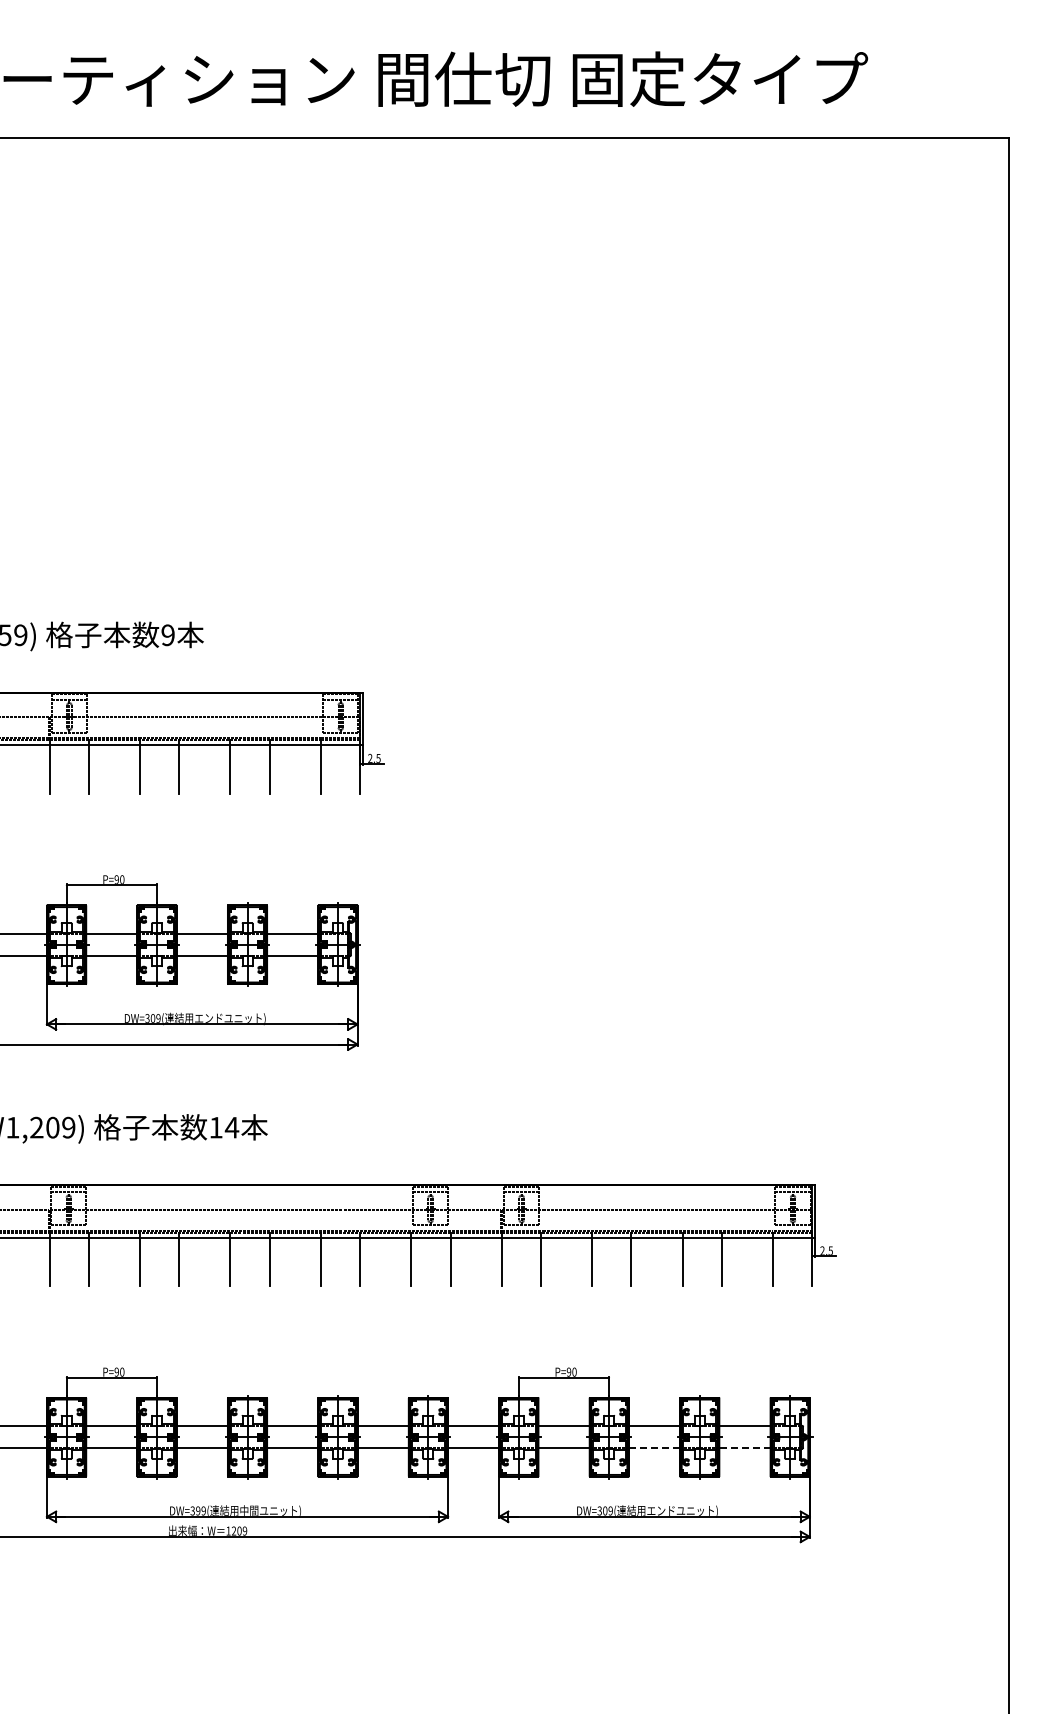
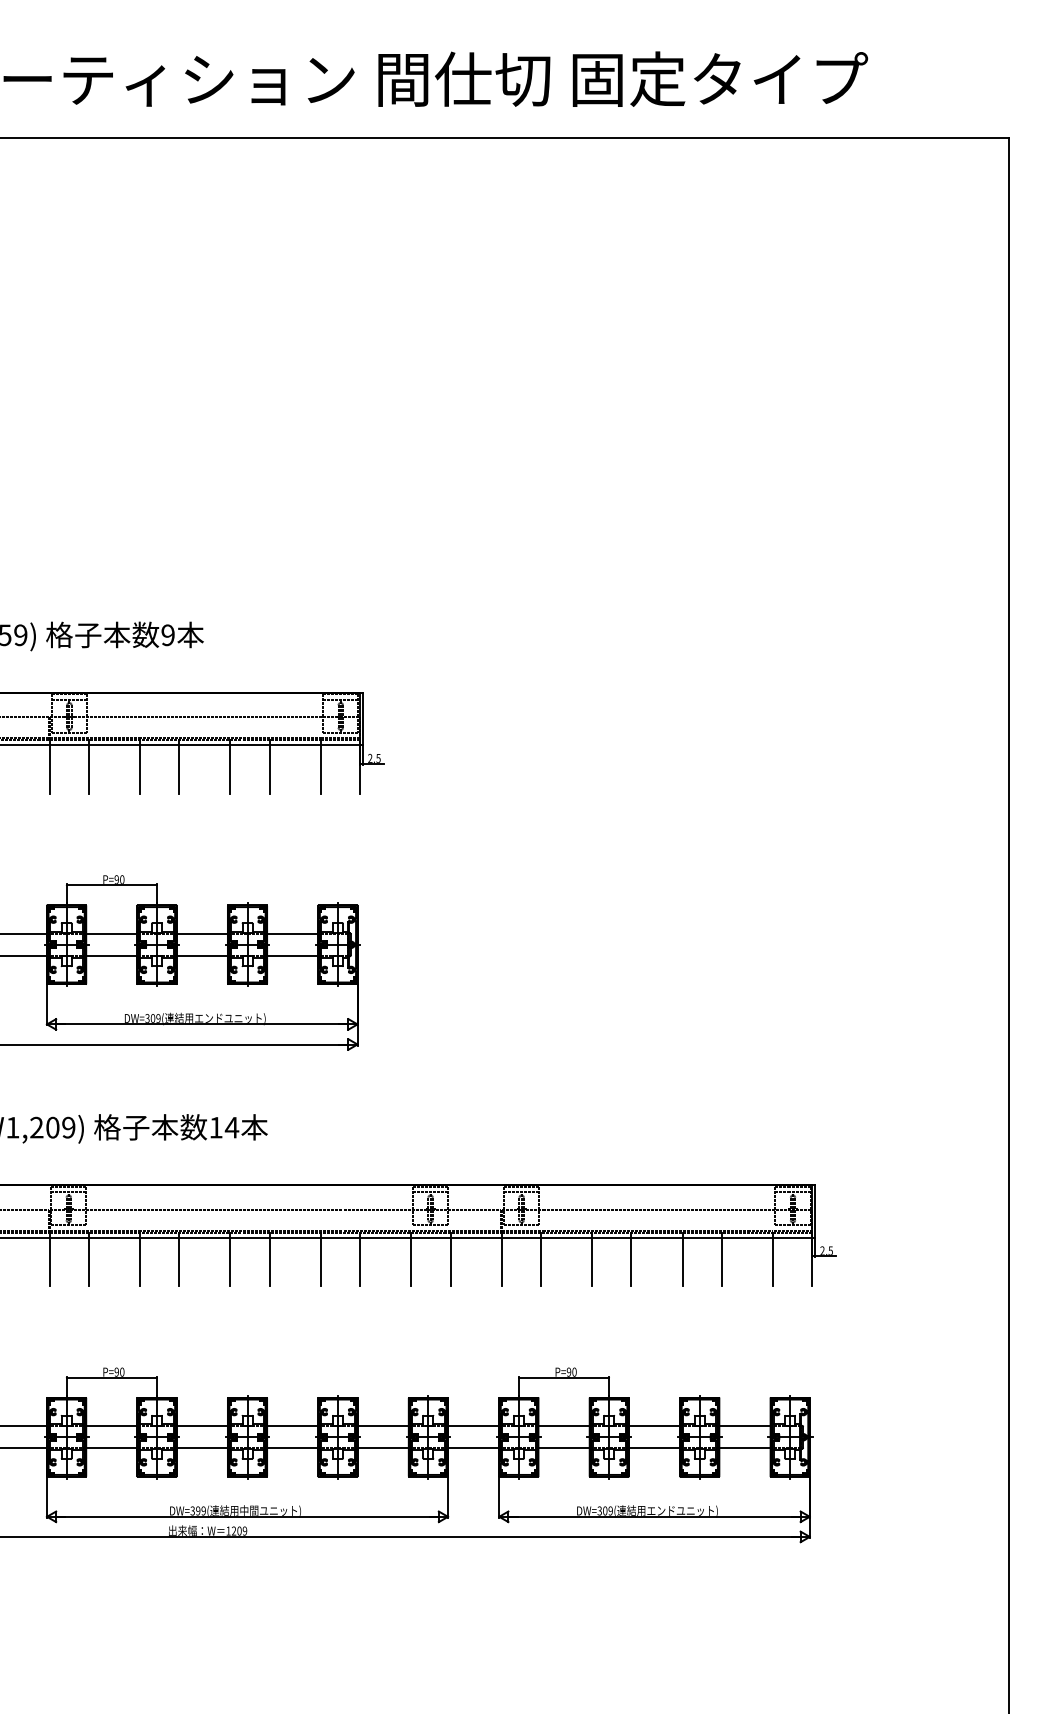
line: dashed -> solid (654, 1448)
line: dashed -> solid (744, 1448)
